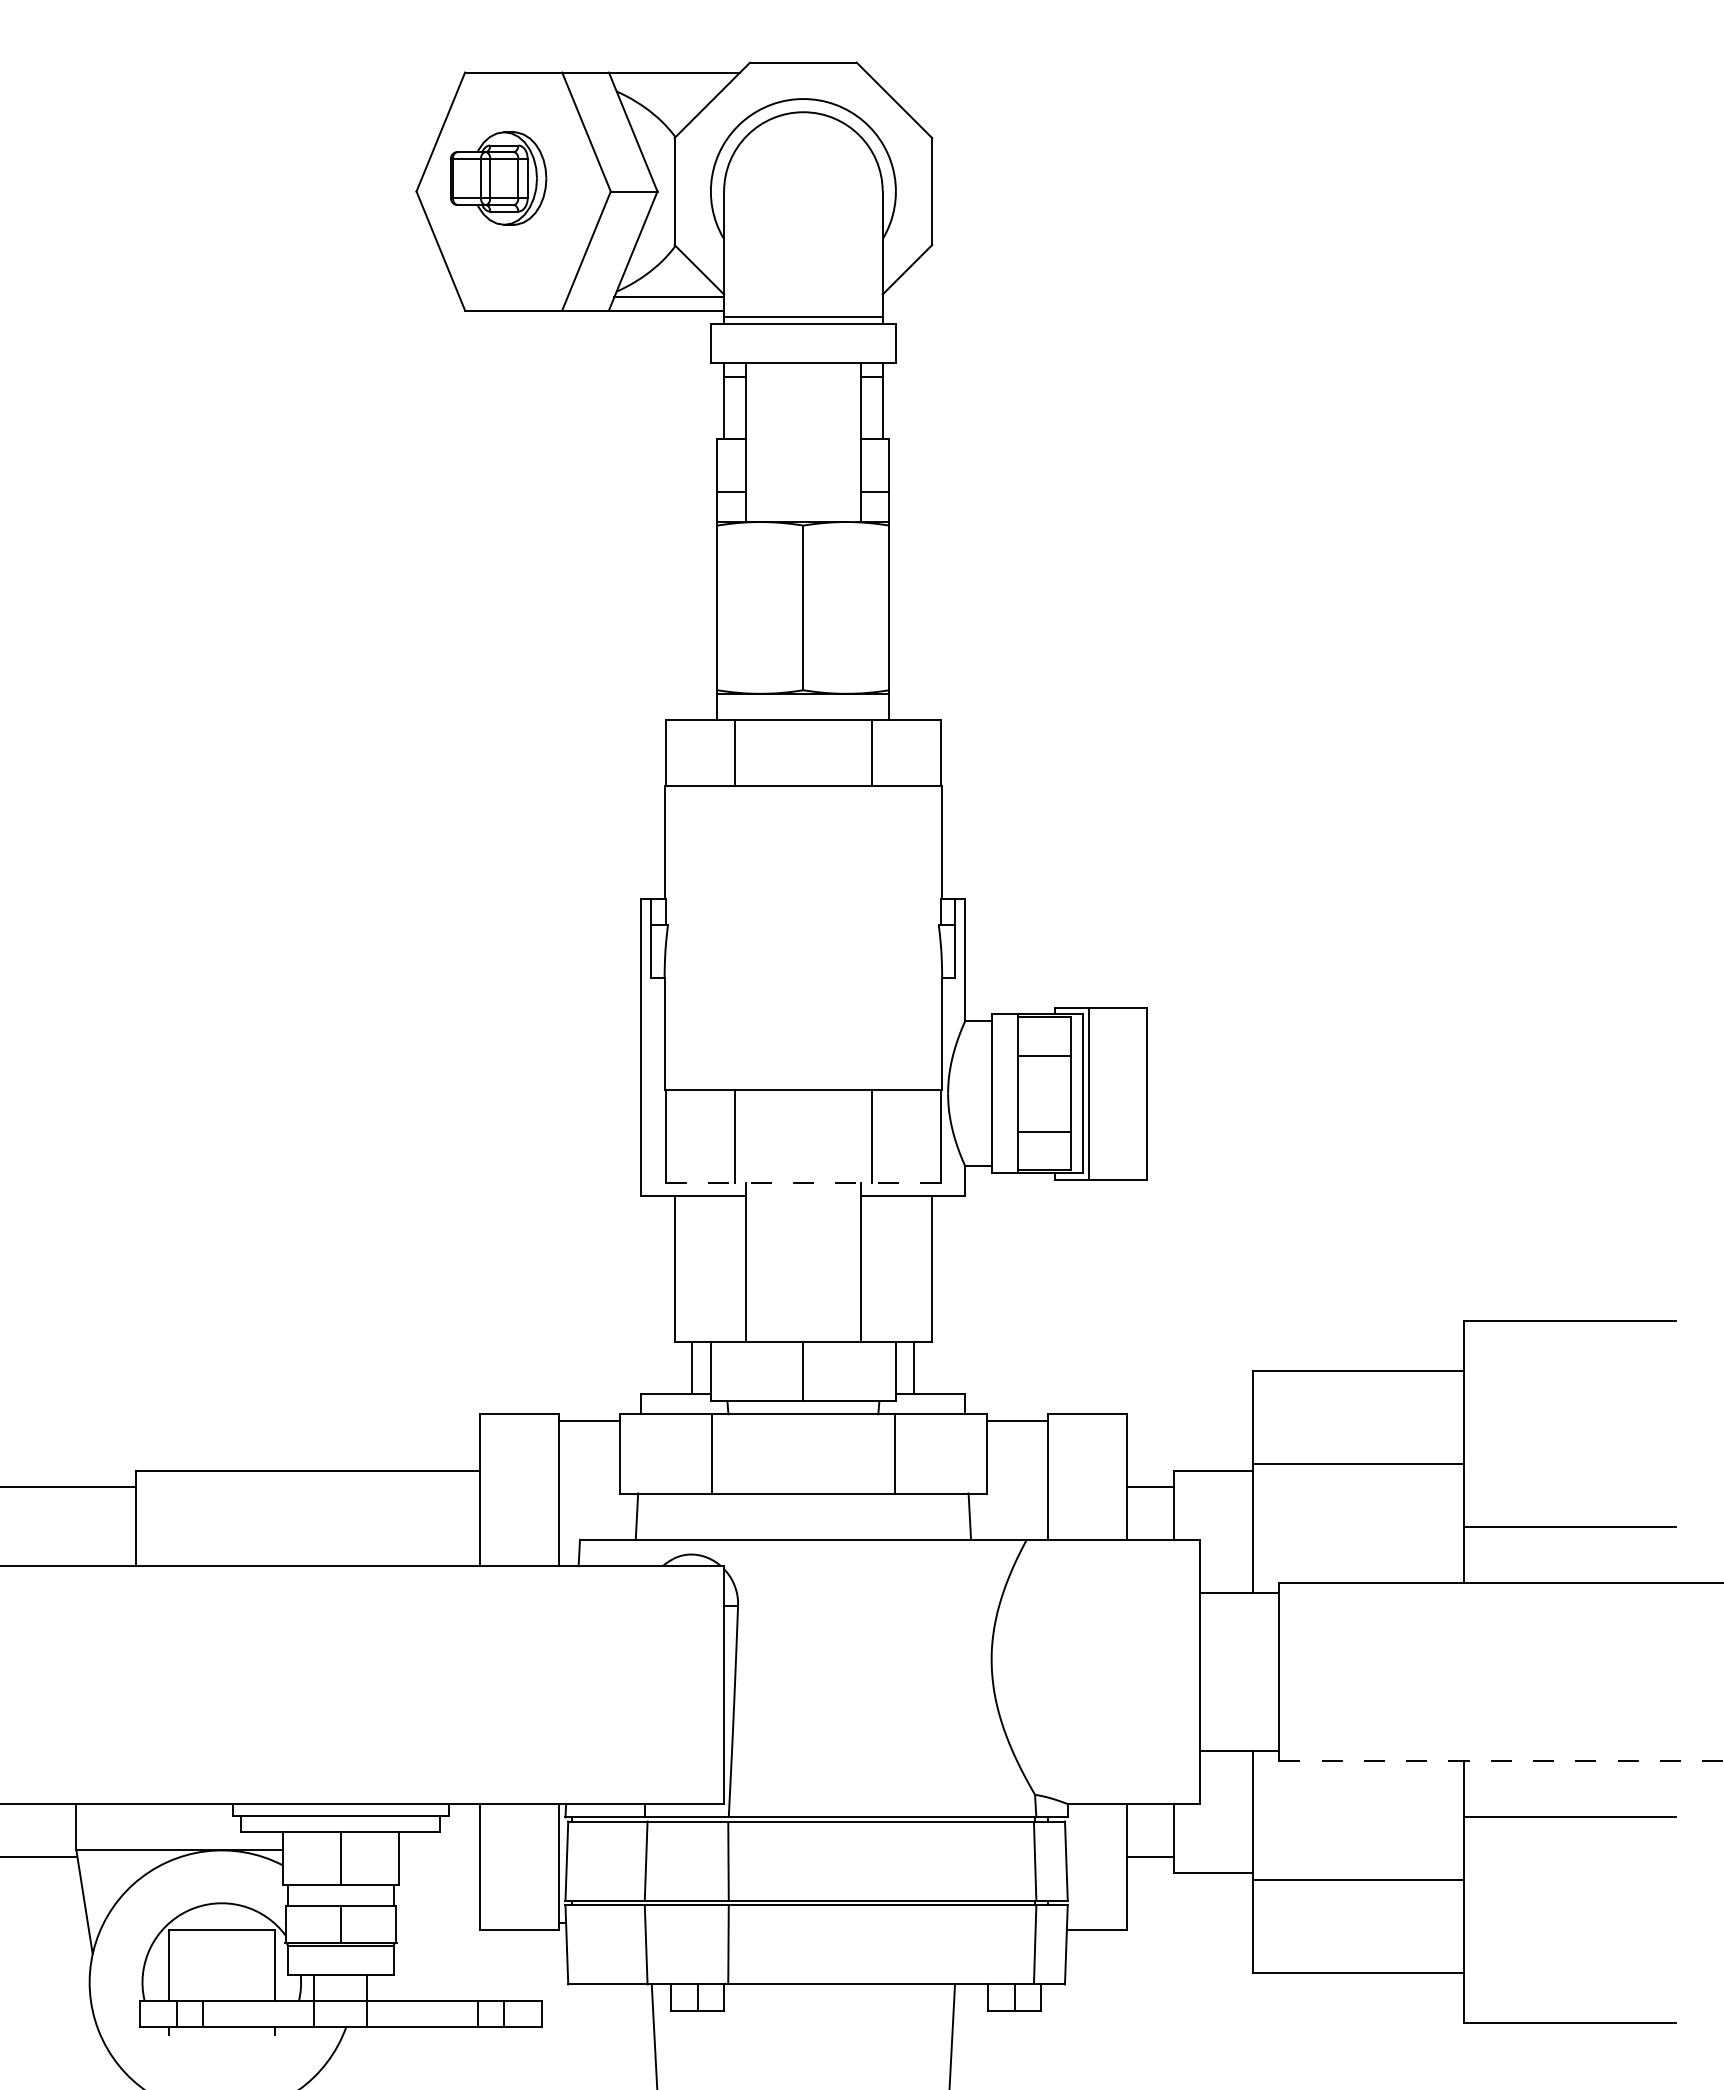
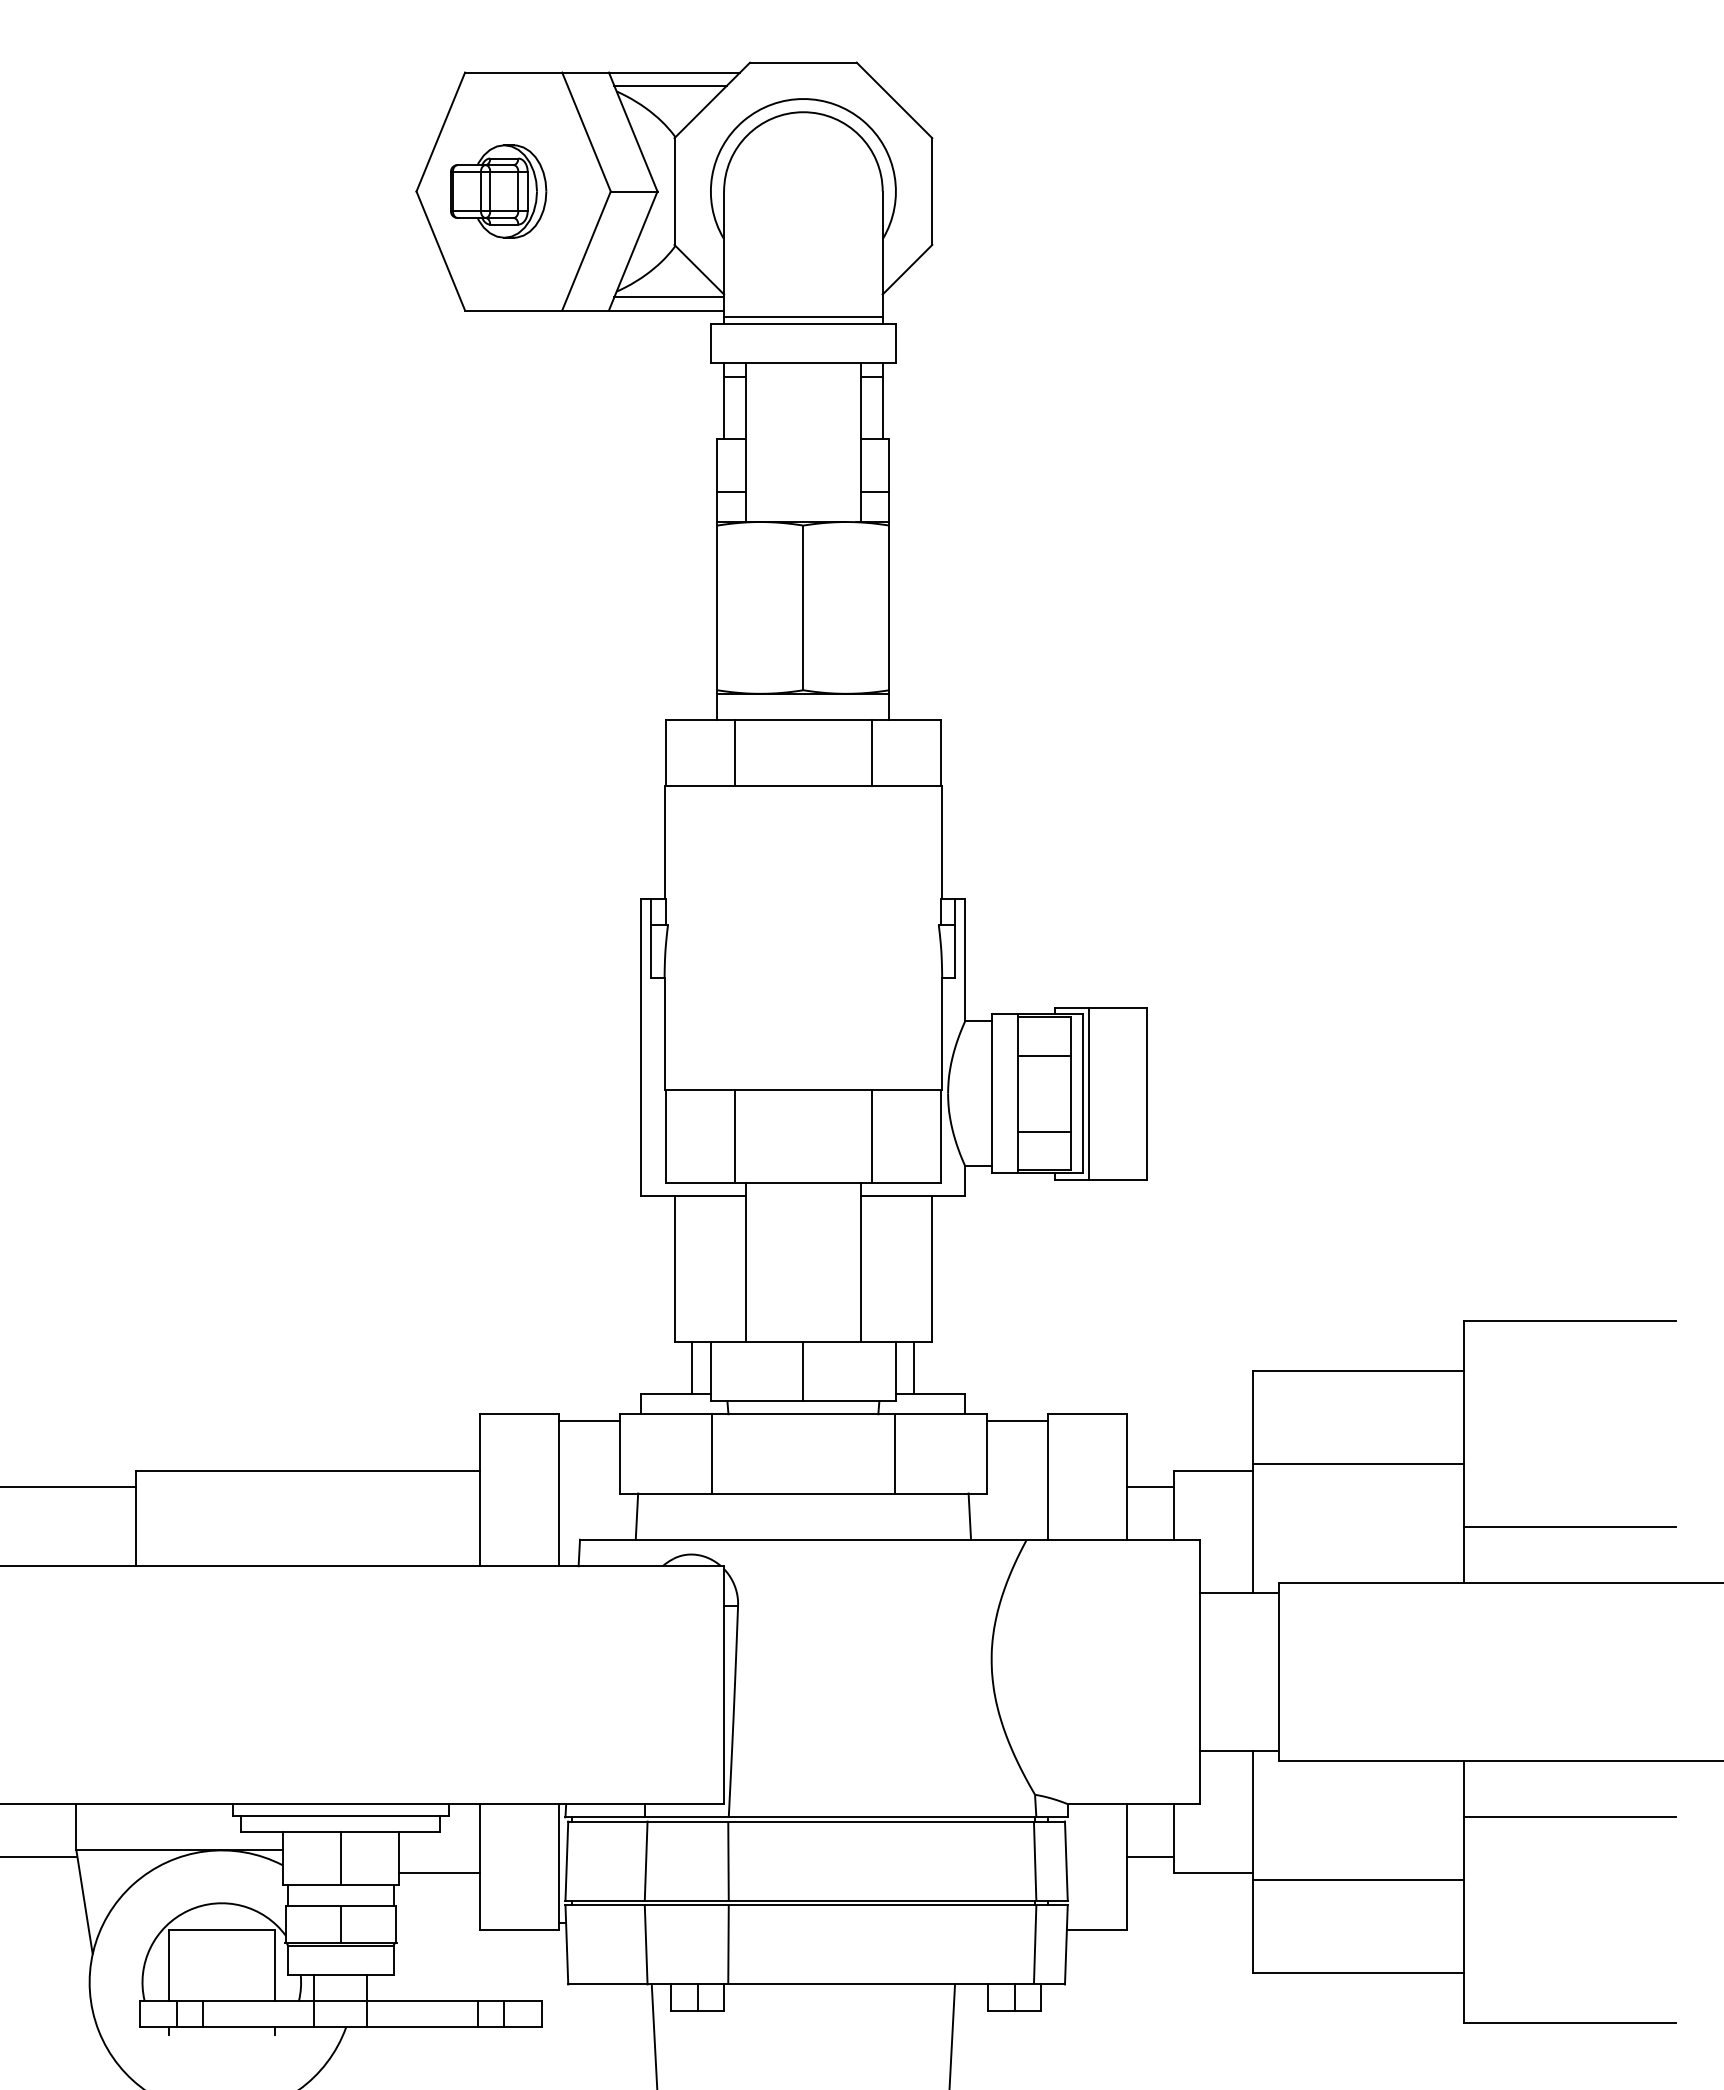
line: none -> present (670, 85)
part position: (498, 178) -> (498, 191) (498, 191)
line: dashed -> solid (803, 1182)
line: dashed -> solid (1501, 1760)
line: none -> present (438, 1872)
